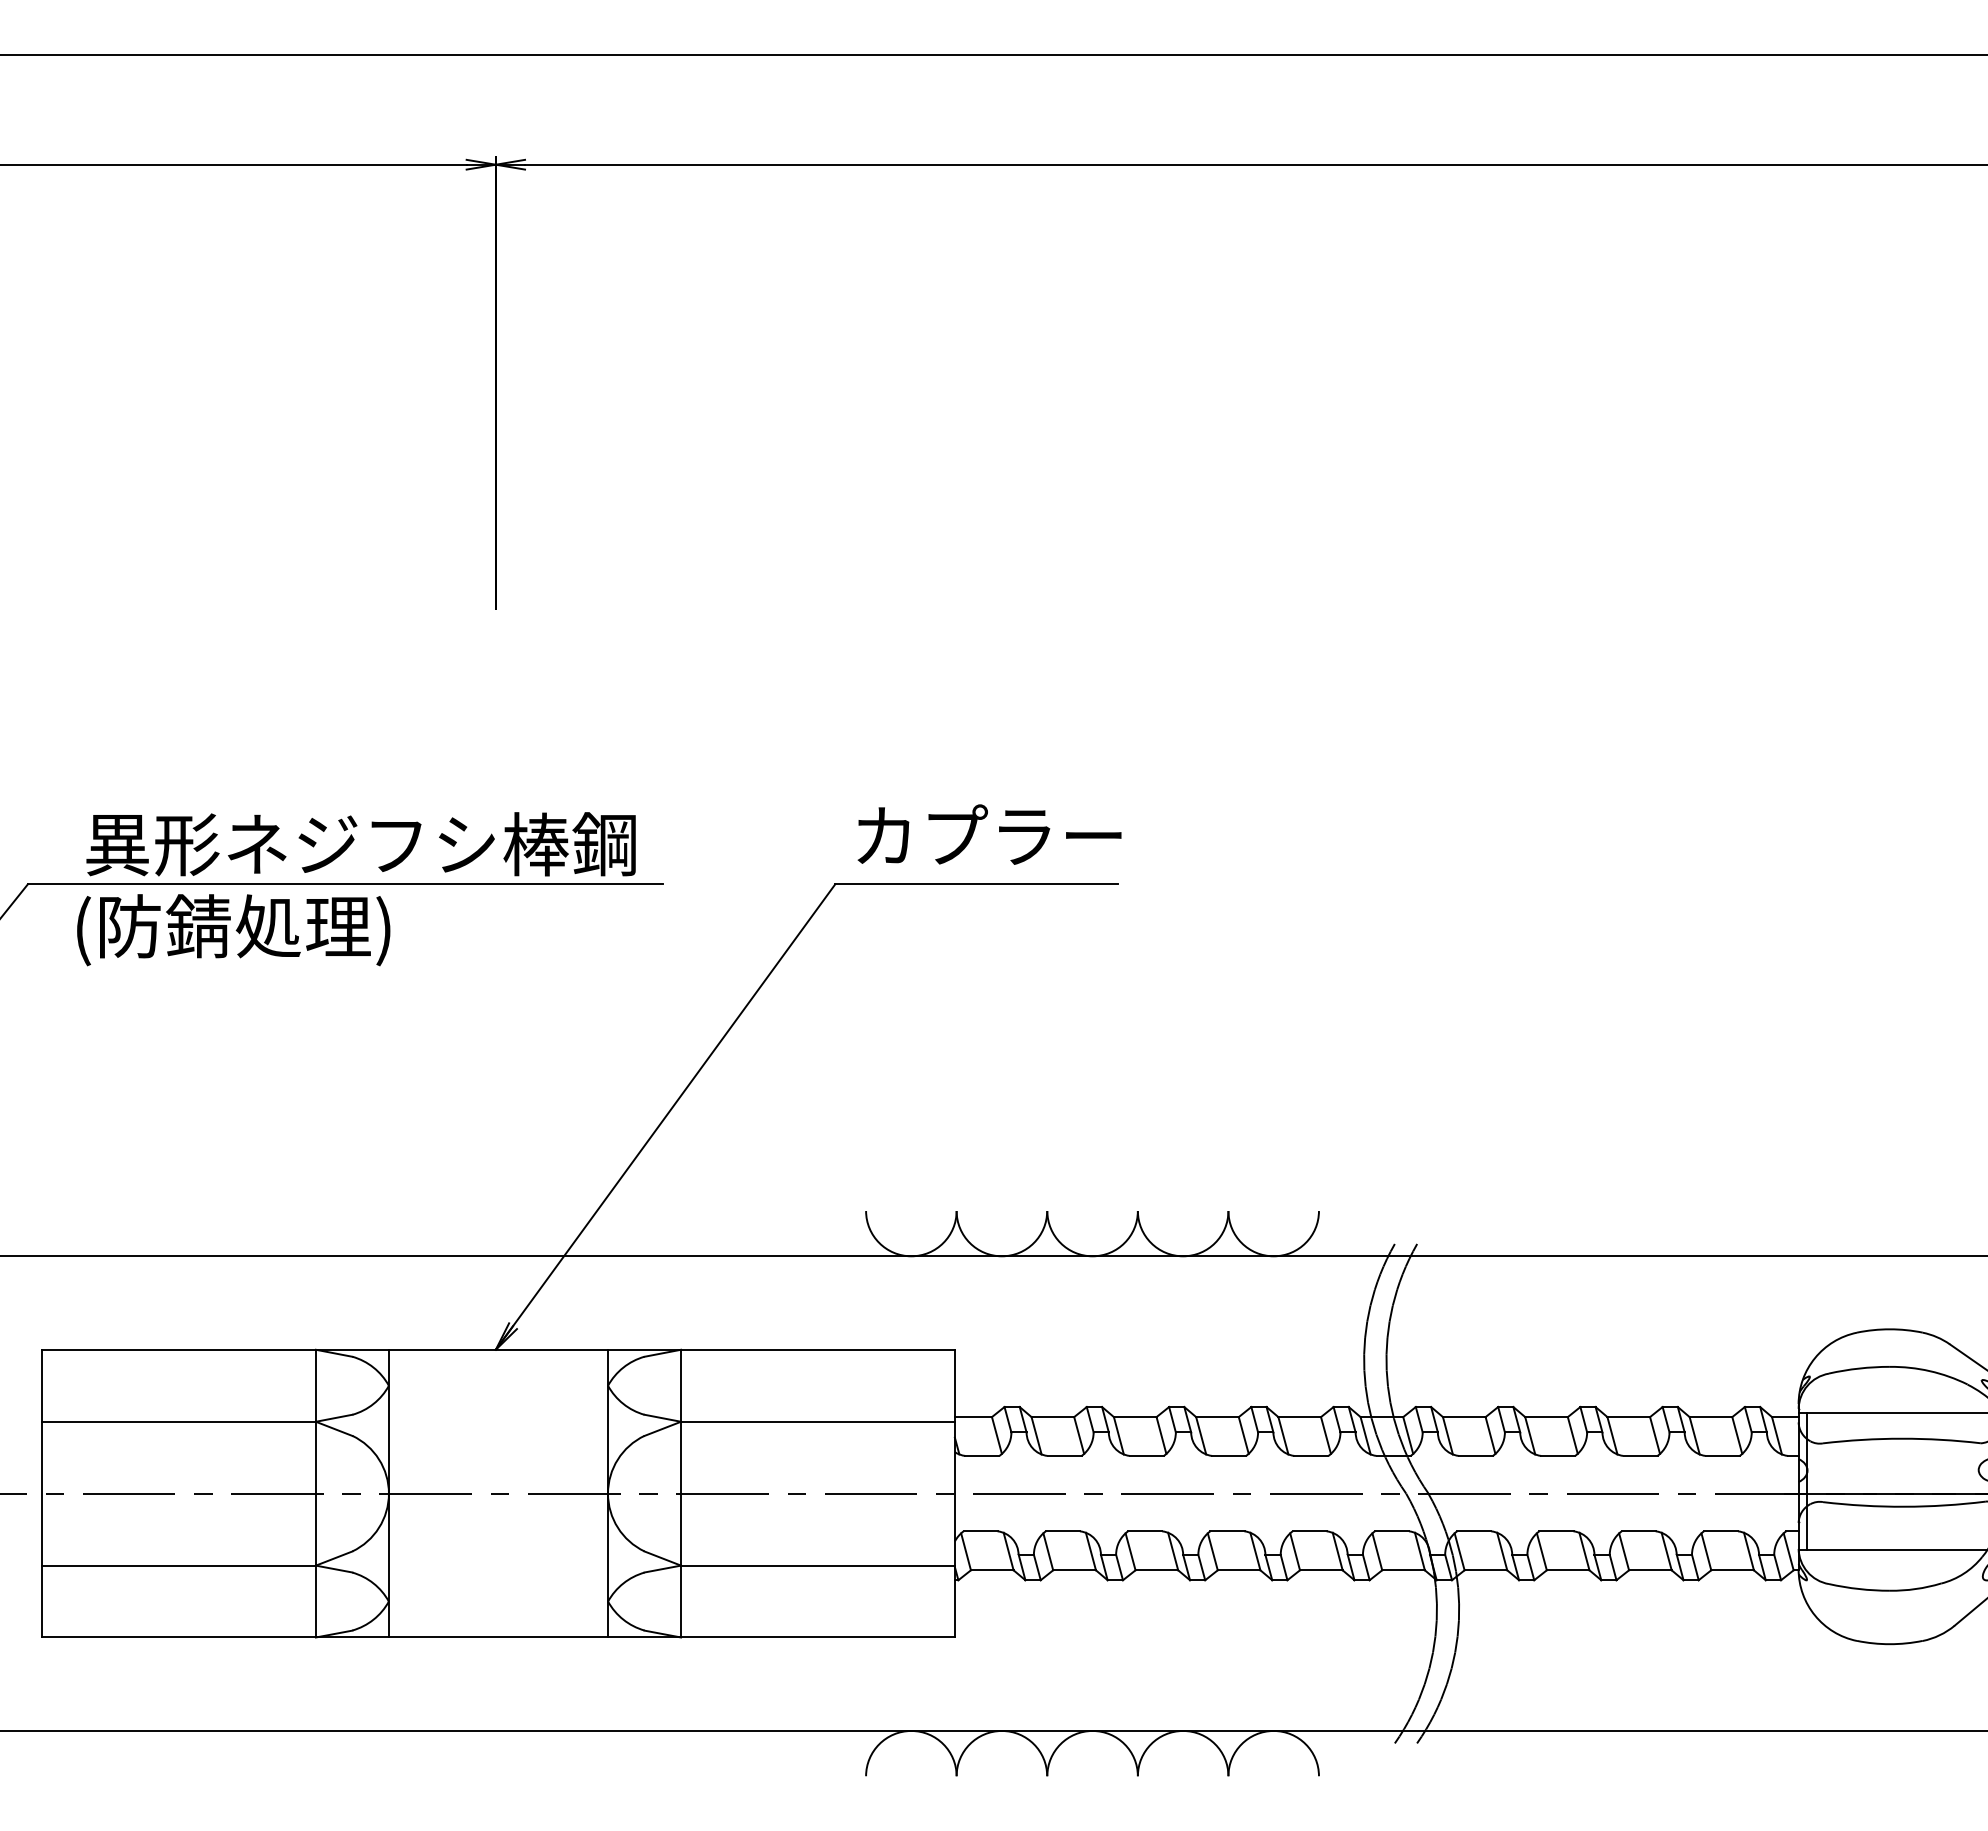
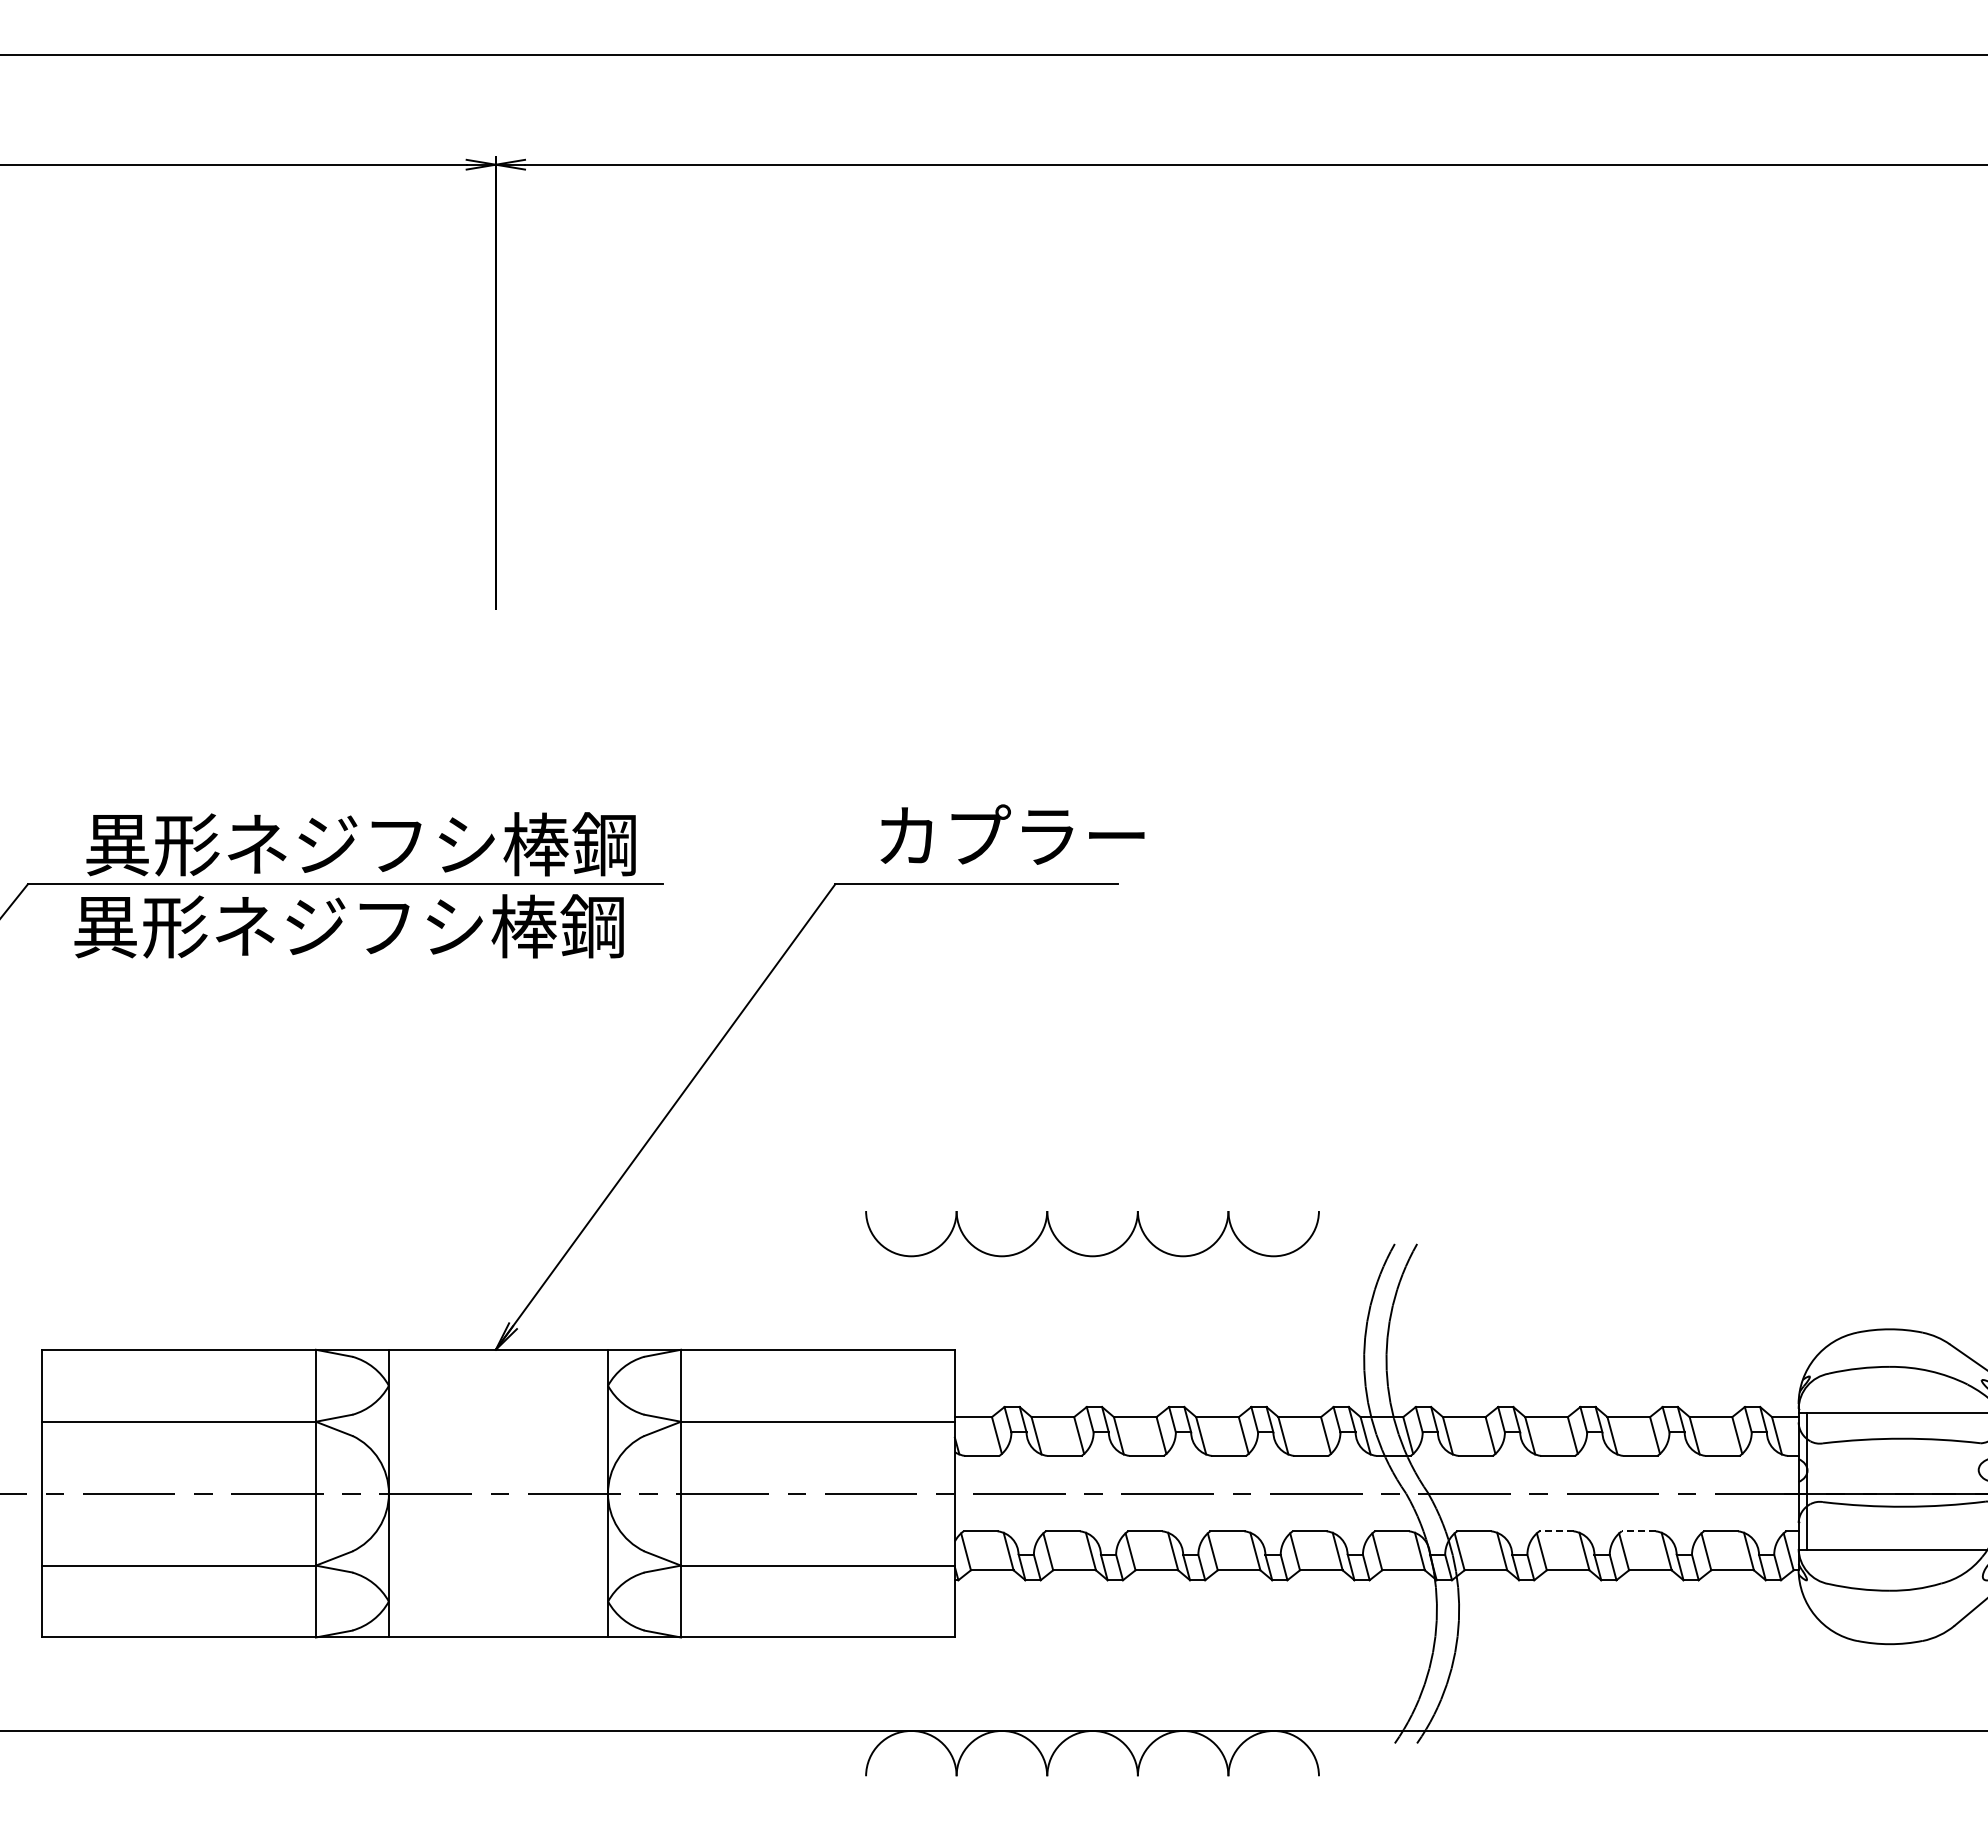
text position: (989, 834) -> (1012, 834) (1012, 834)
text: (防錆処理) -> 異形ネジフシ棒鋼 (348, 930)
line: present -> none (993, 1256)
line: solid -> dashed (1555, 1531)
line: solid -> dashed (1638, 1531)
